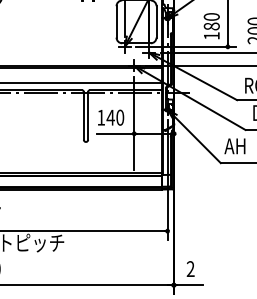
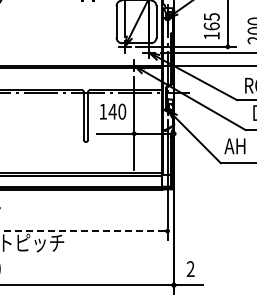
text: 180 -> 165 (211, 21)
line: present -> none (81, 83)
text position: (111, 117) -> (113, 111) (113, 111)
line: solid -> dashed (82, 231)
